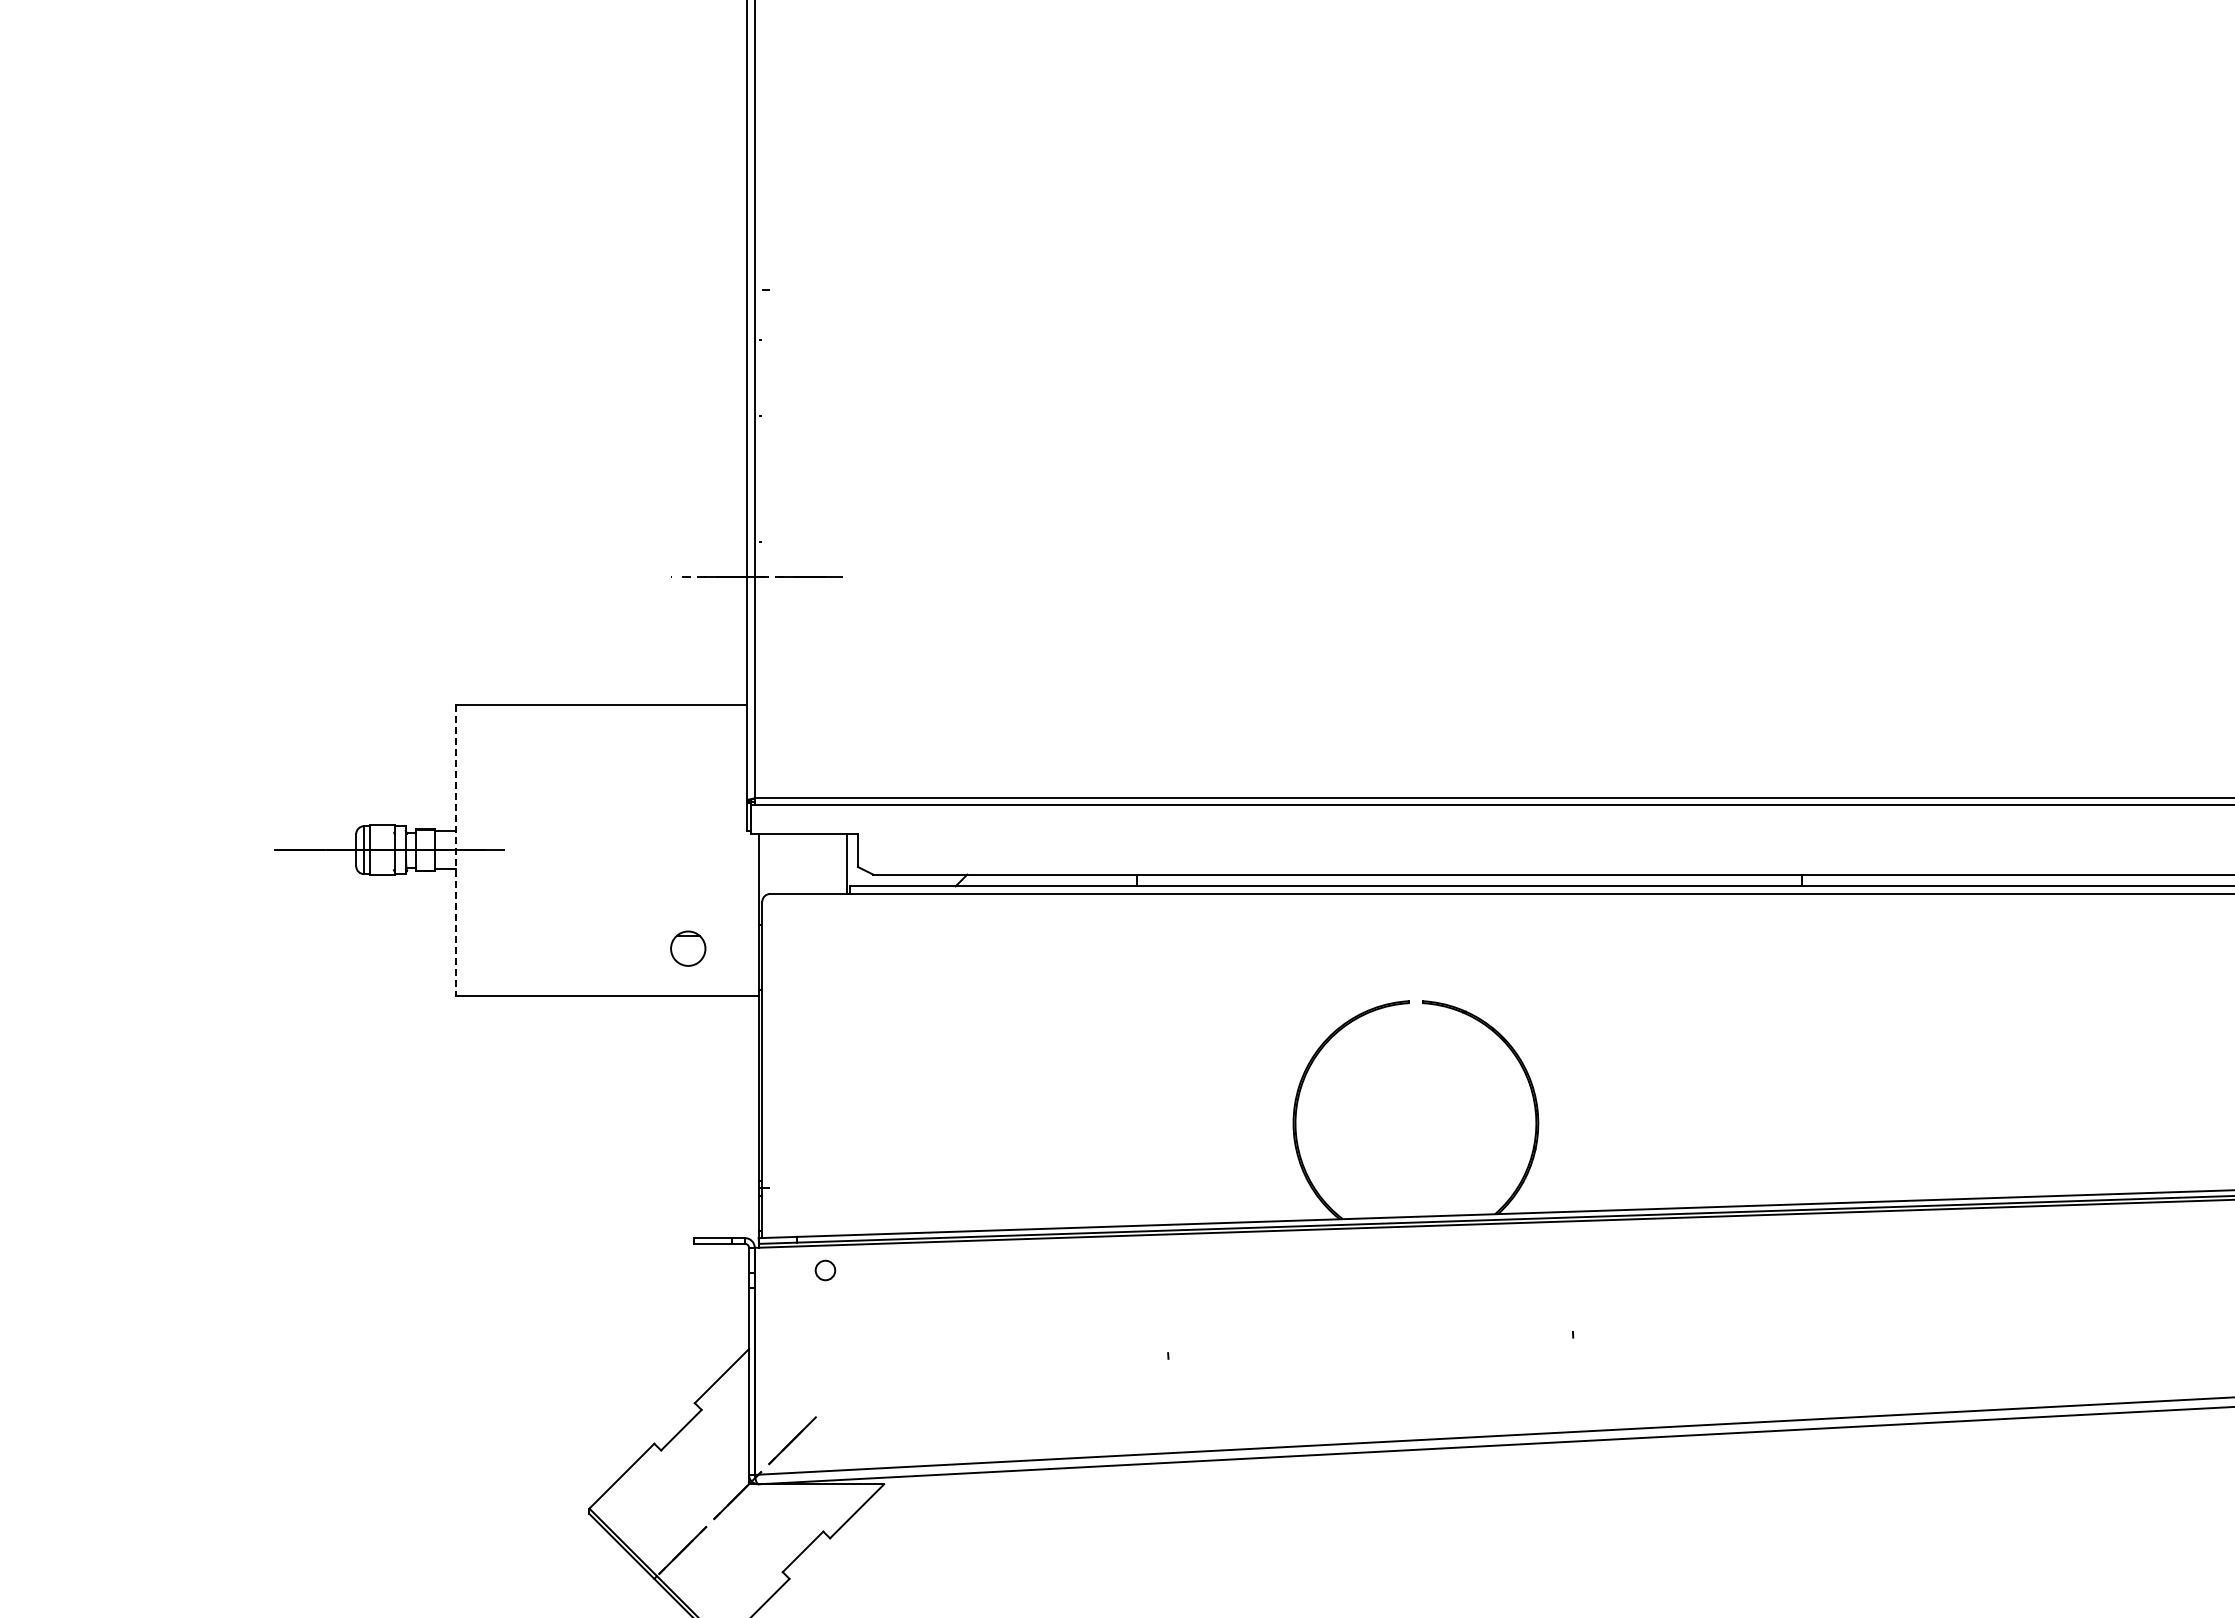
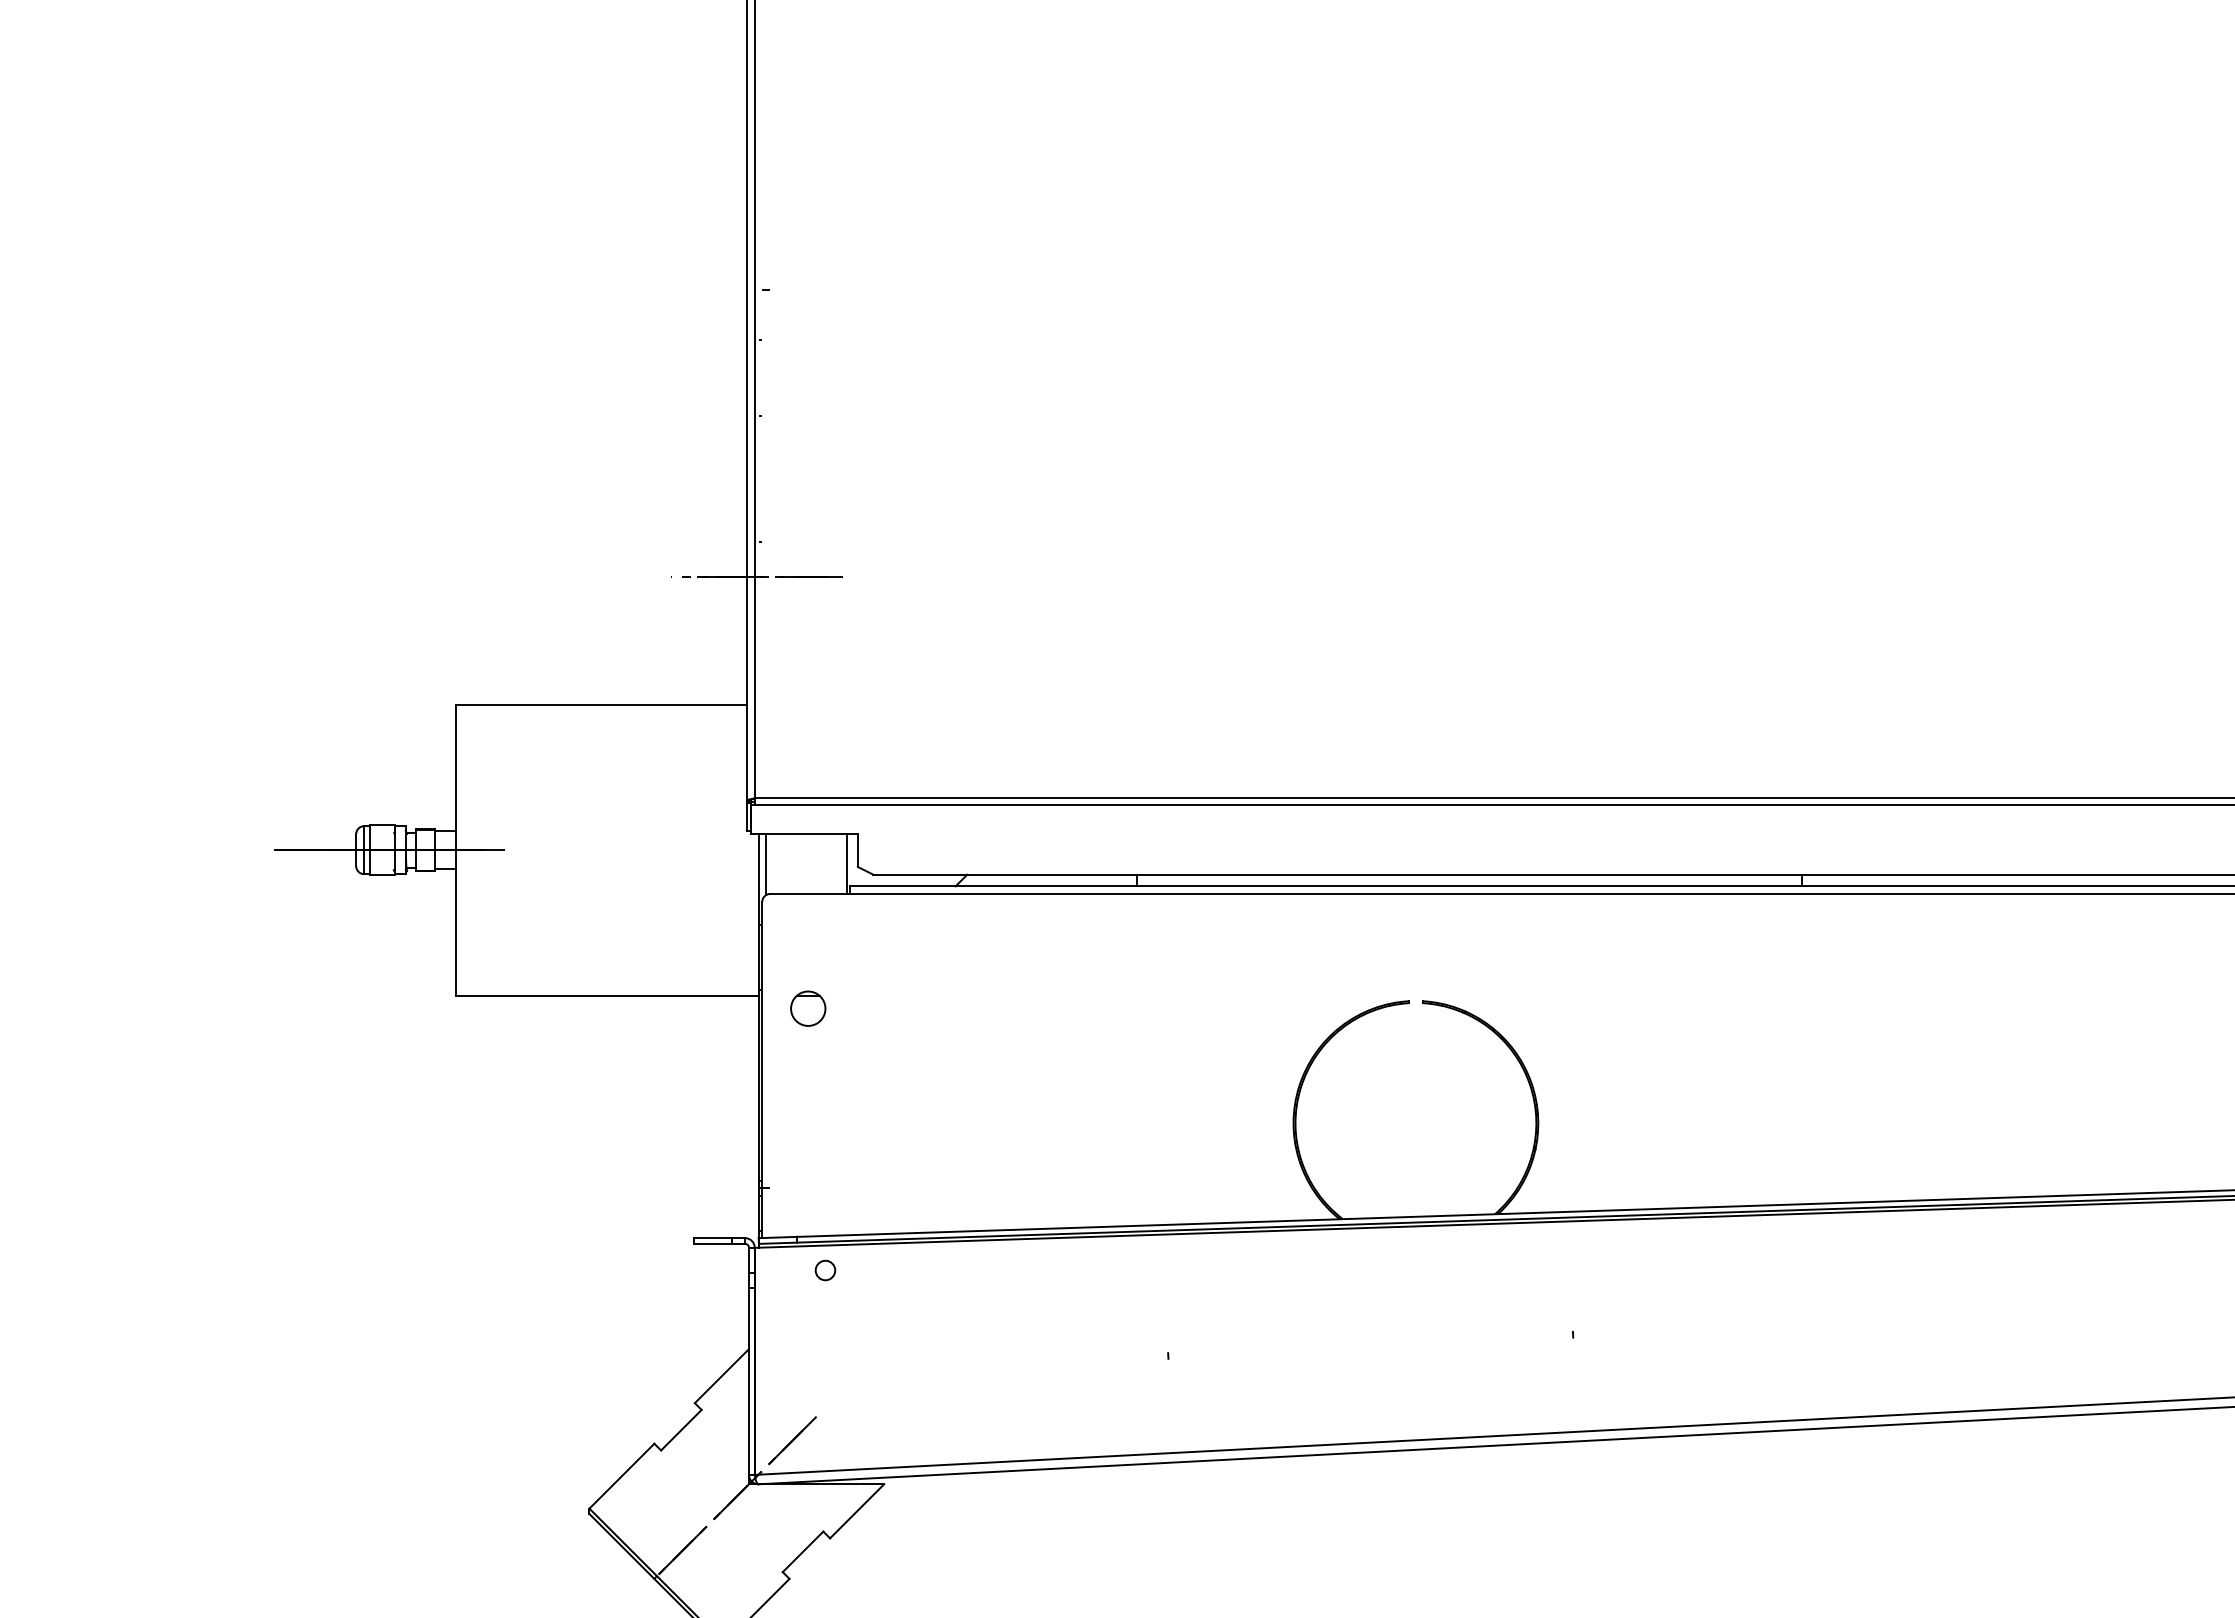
line: dashed -> solid (456, 850)
line: none -> present (766, 864)
part position: (688, 948) -> (808, 1008) (808, 1008)
